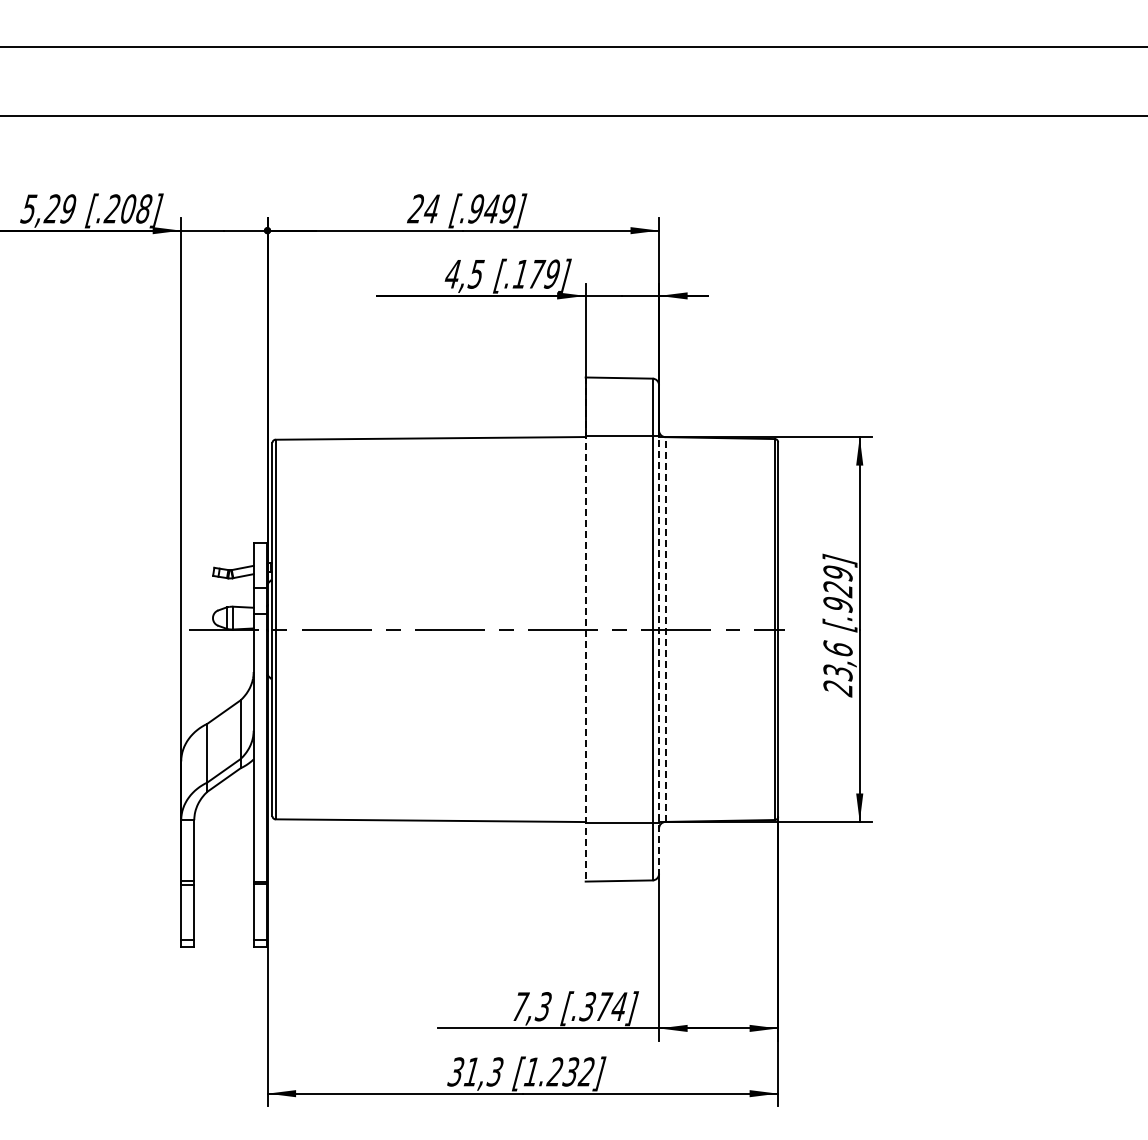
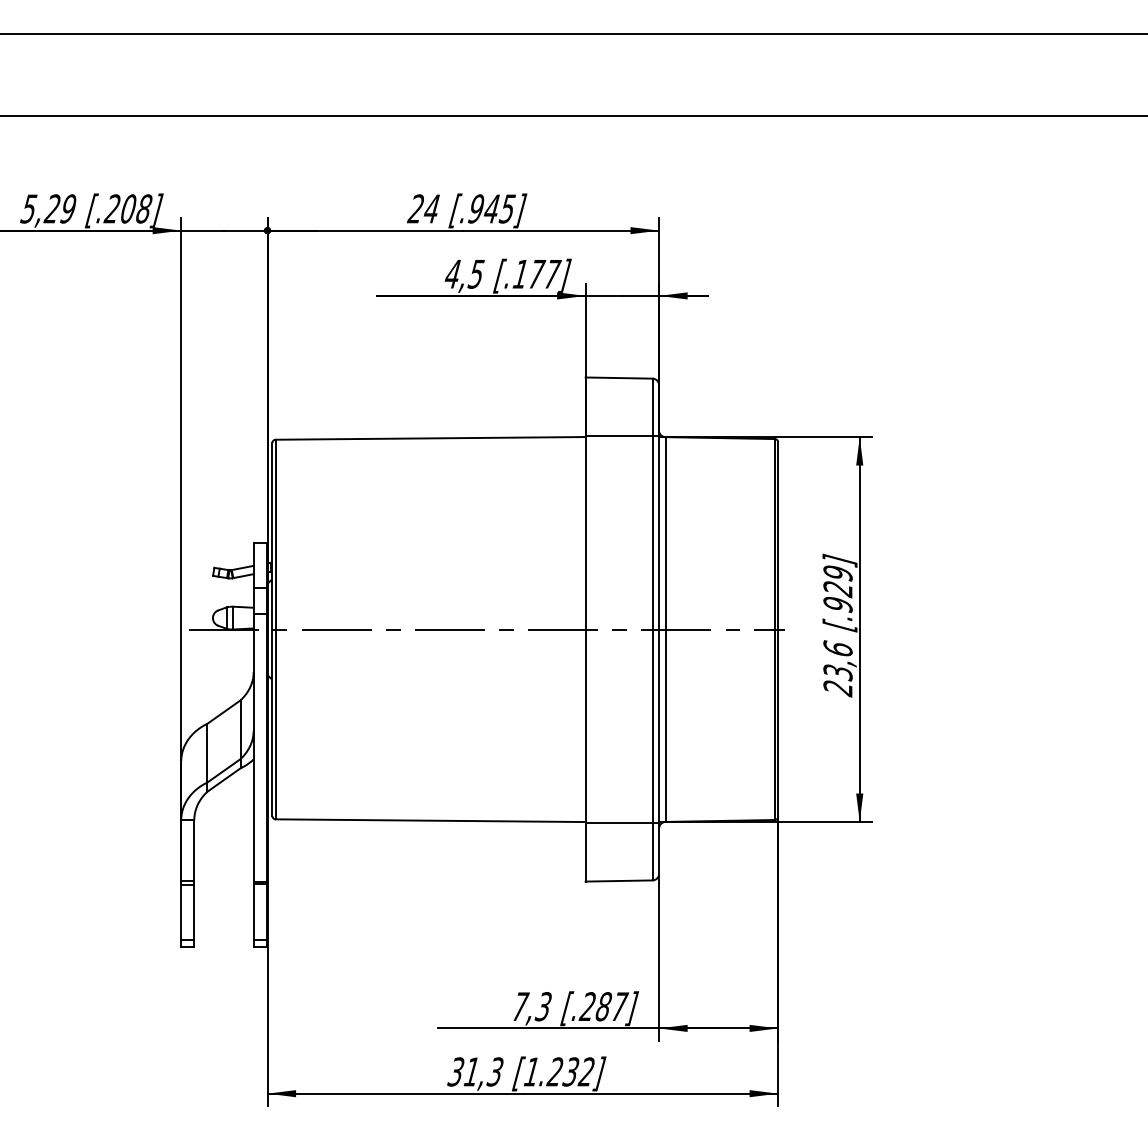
line position: (573, 47) -> (573, 34) (573, 34)
text: [.949] -> [.945] (506, 208)
text: [.179] -> [.177] (552, 273)
line: dashed -> solid (665, 629)
line: dashed -> solid (585, 630)
line: dashed -> solid (659, 630)
text: [.374] -> [.287] (603, 1006)
